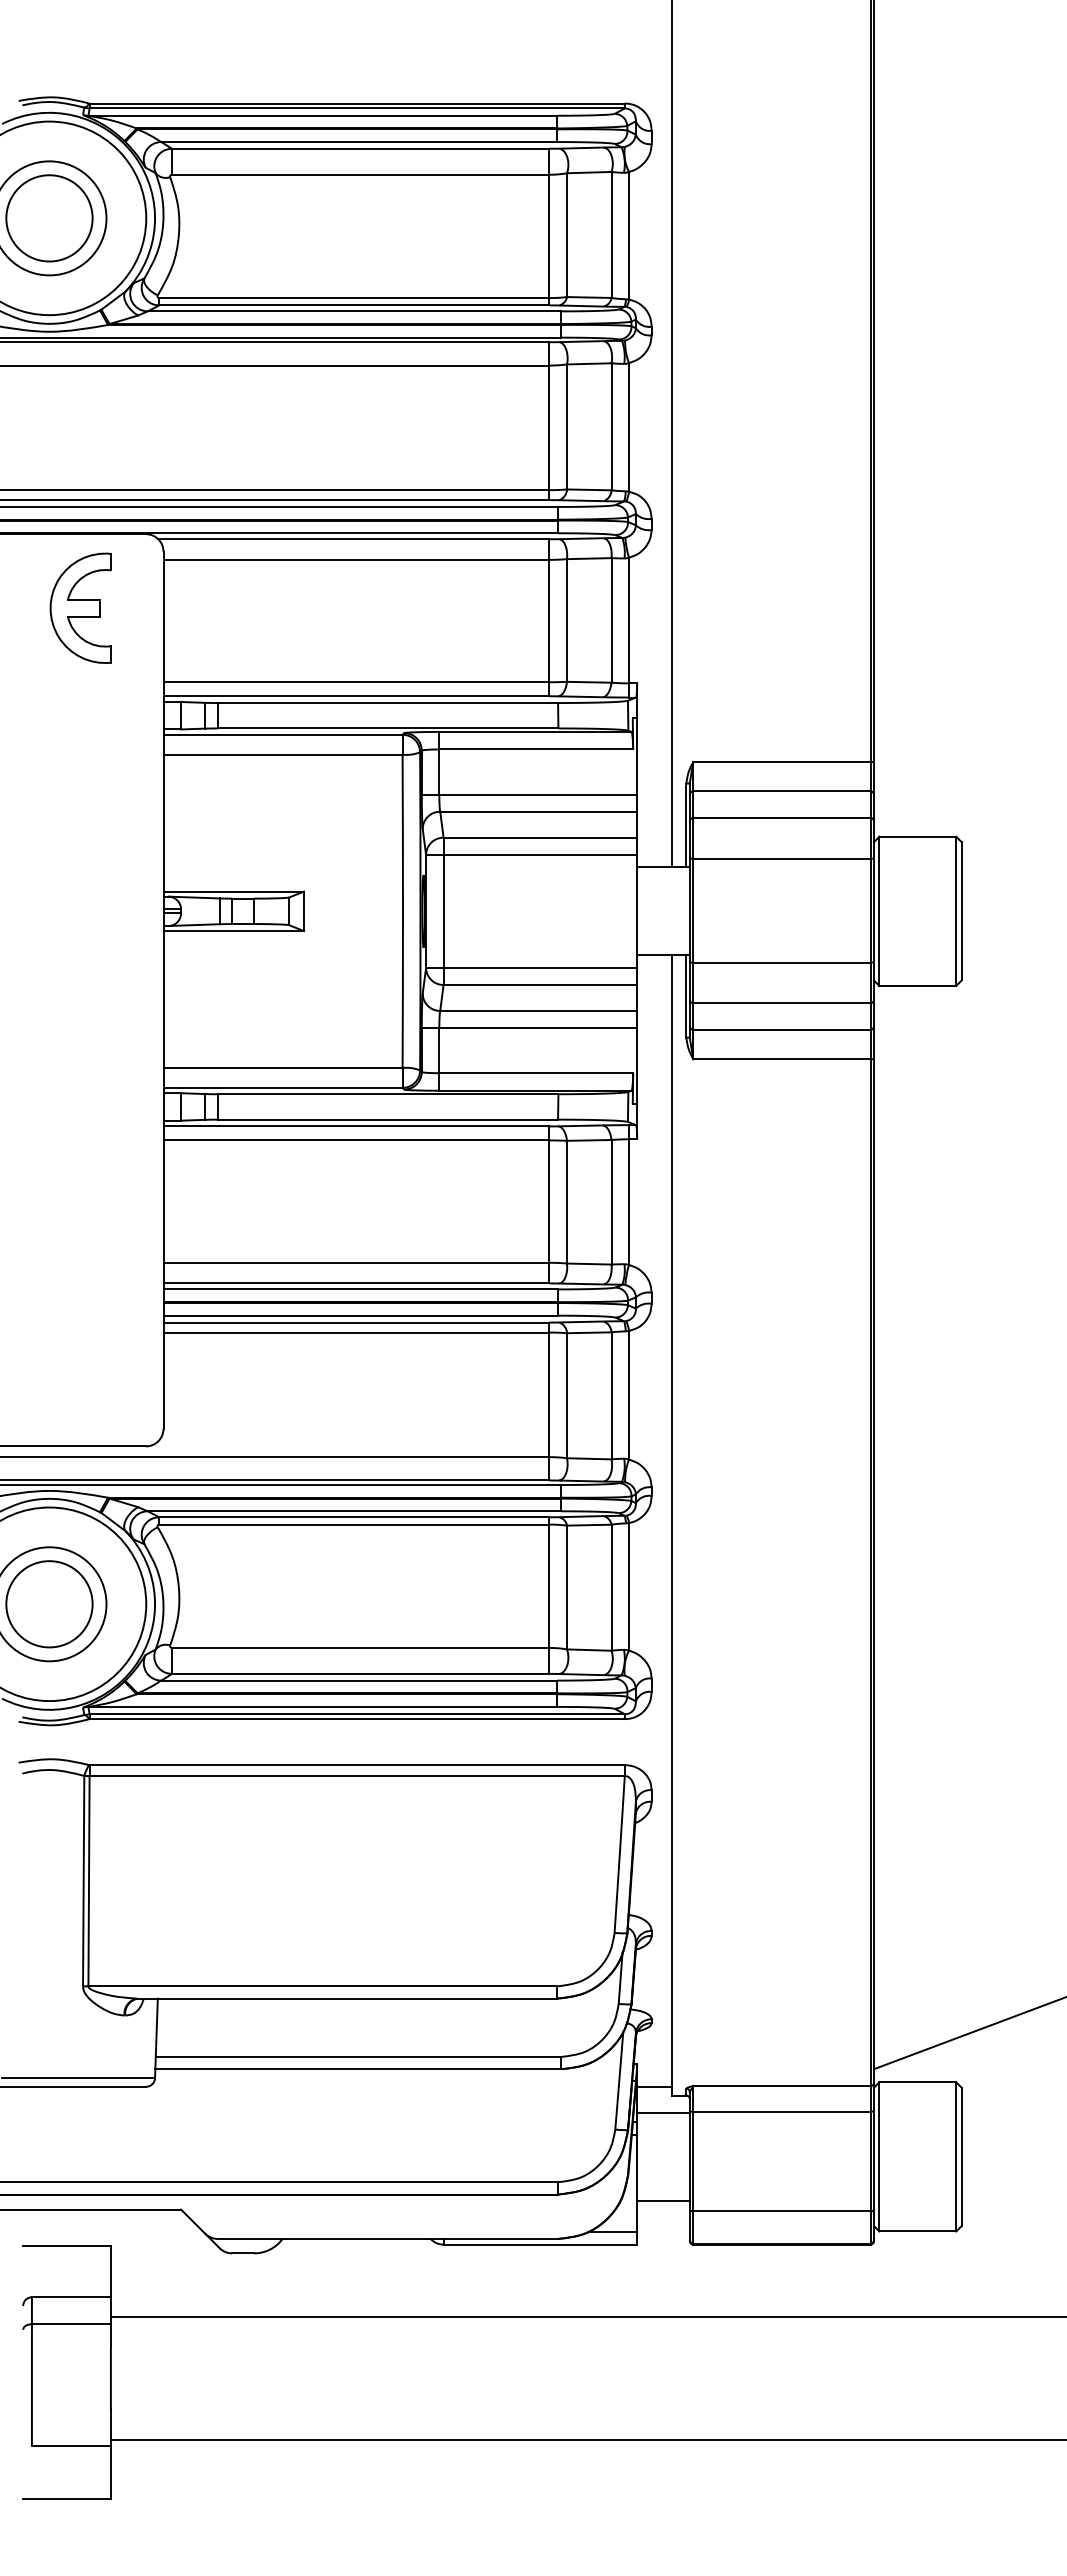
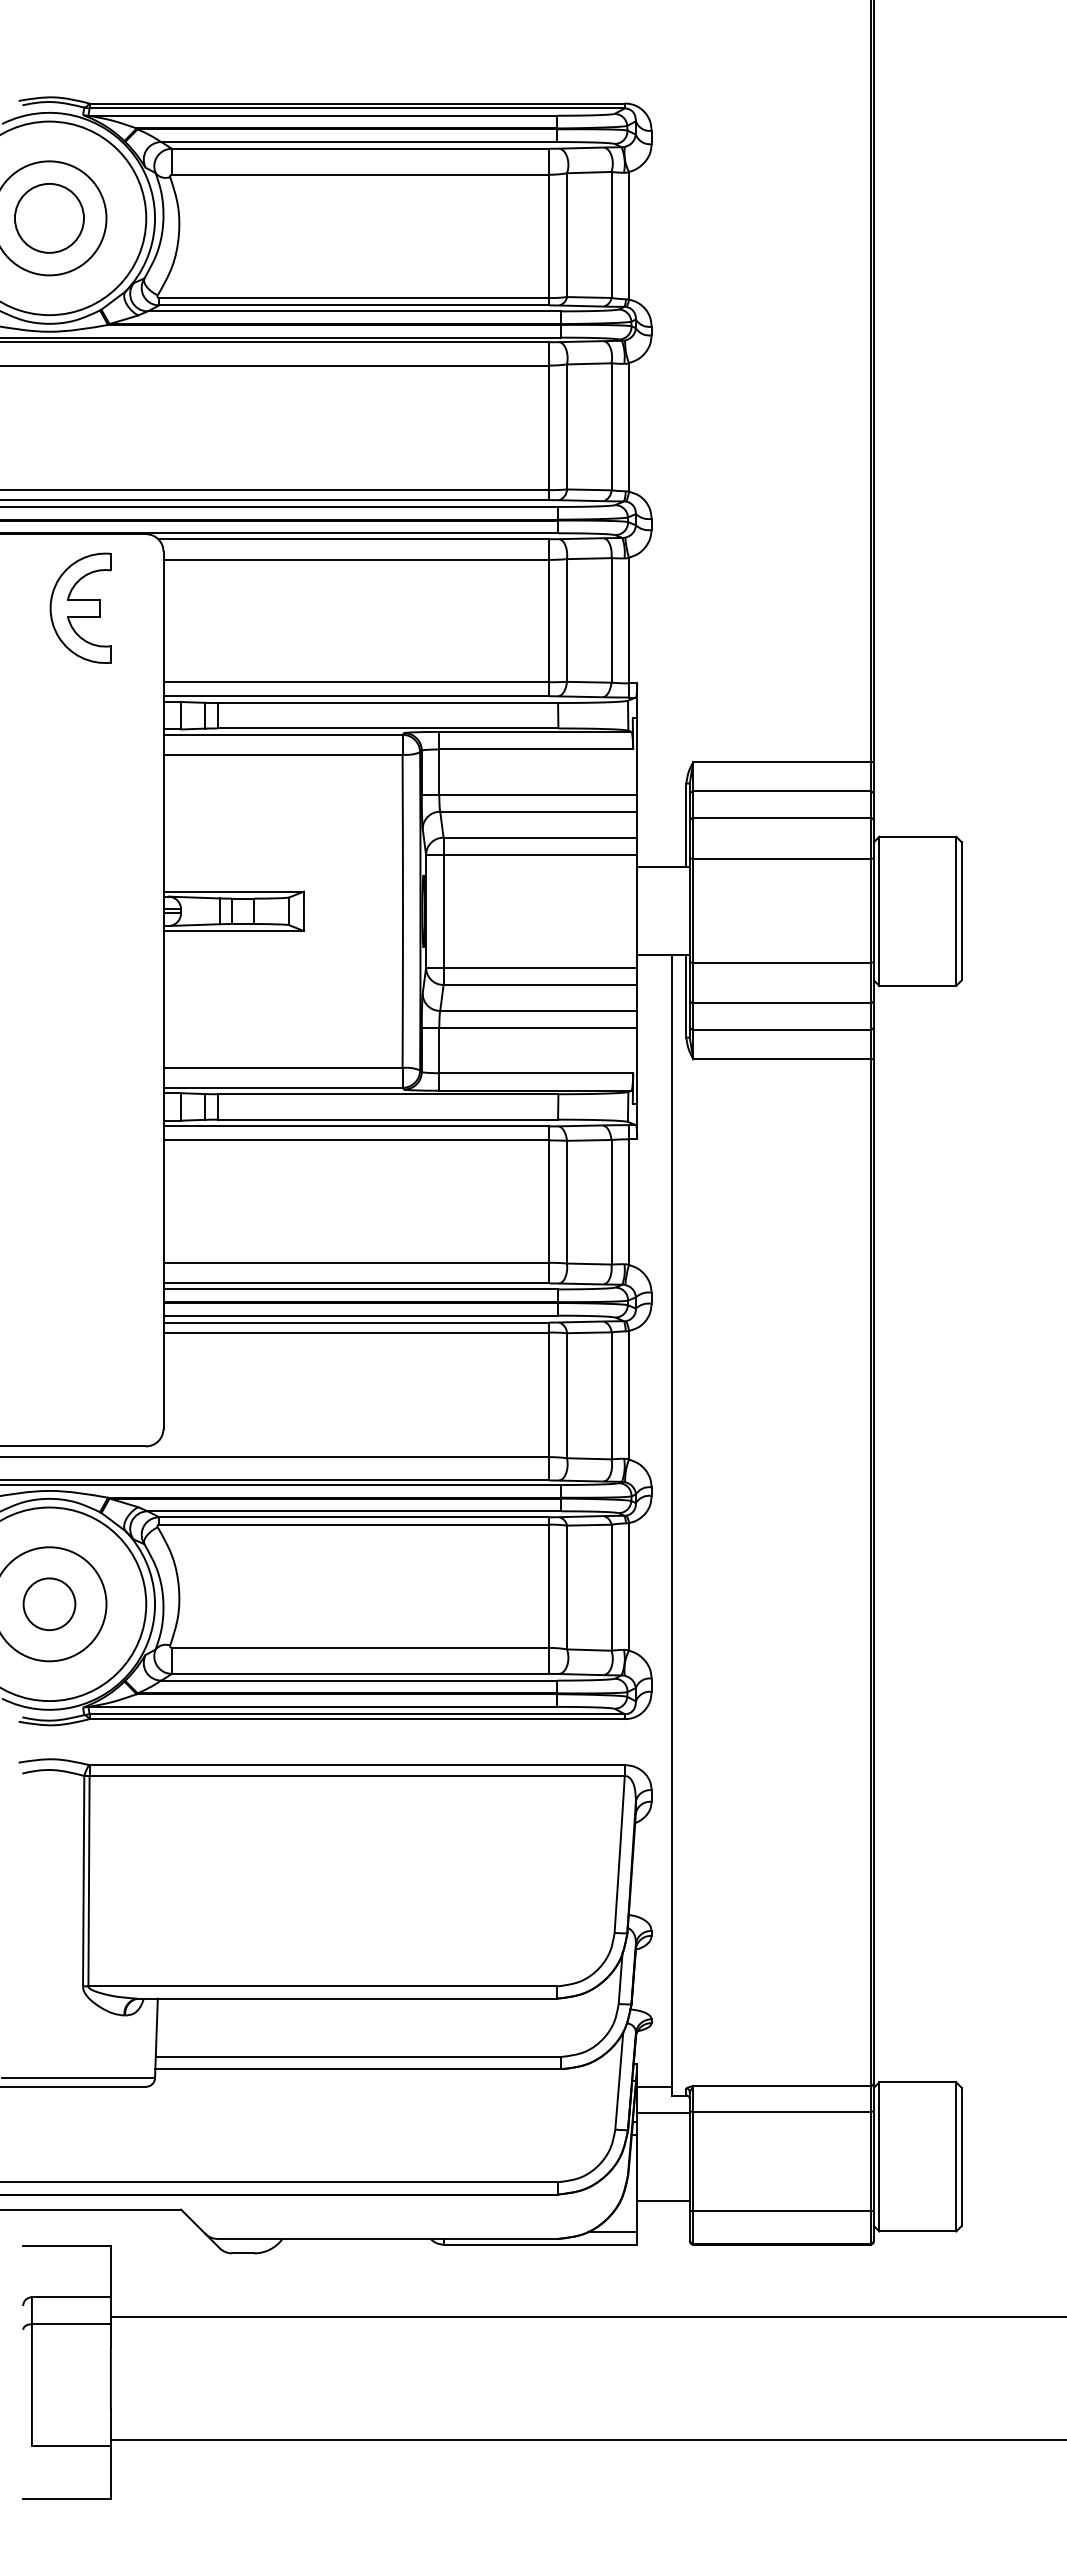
circle diameter: 86 px -> 69 px (48, 217)
line: present -> none (672, 434)
circle diameter: 86 px -> 52 px (49, 1604)
line: present -> none (968, 2033)
